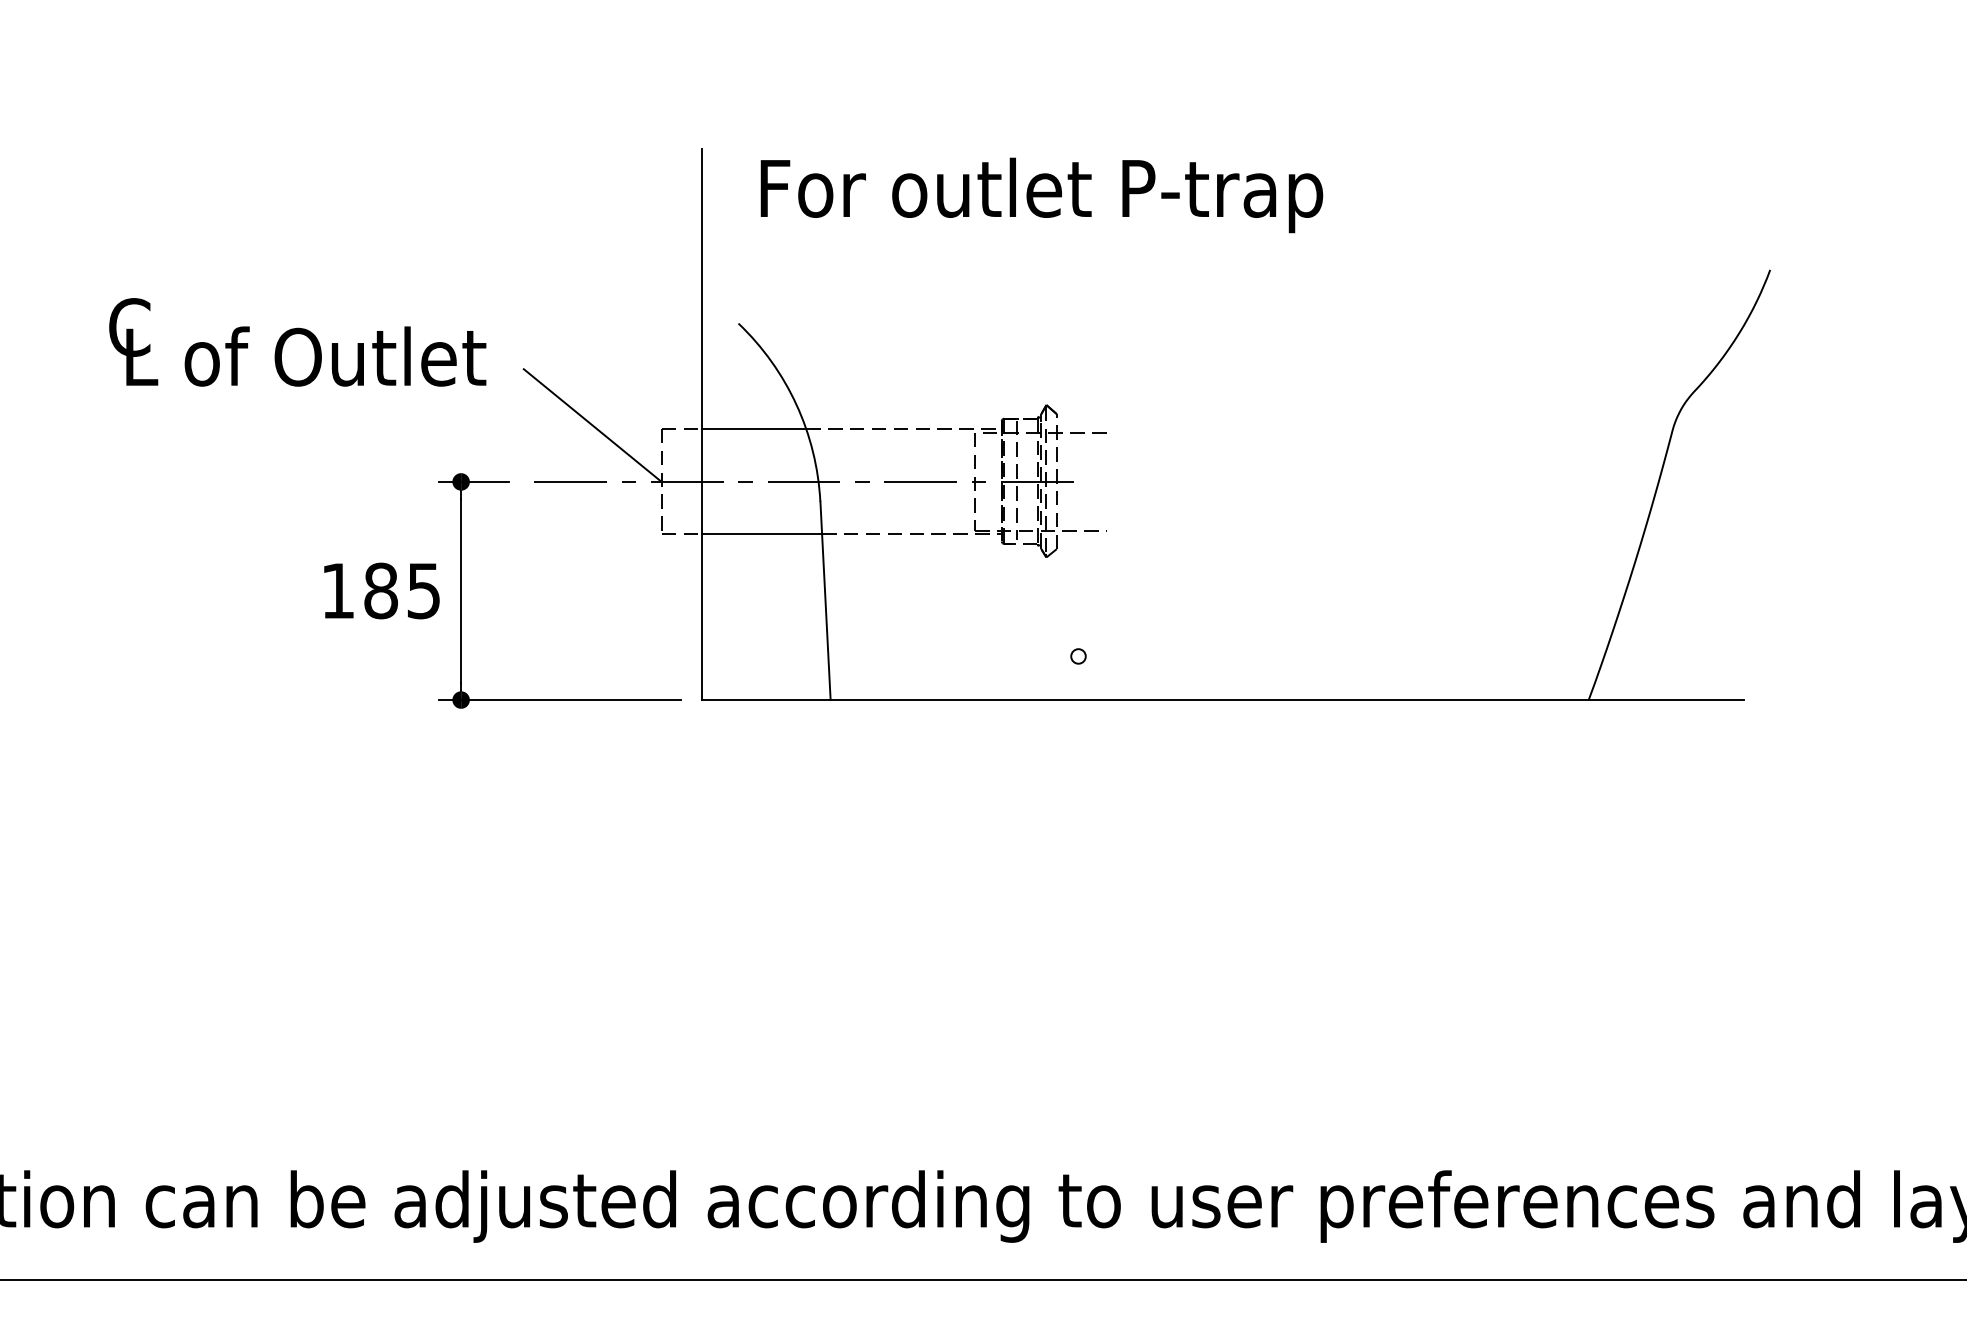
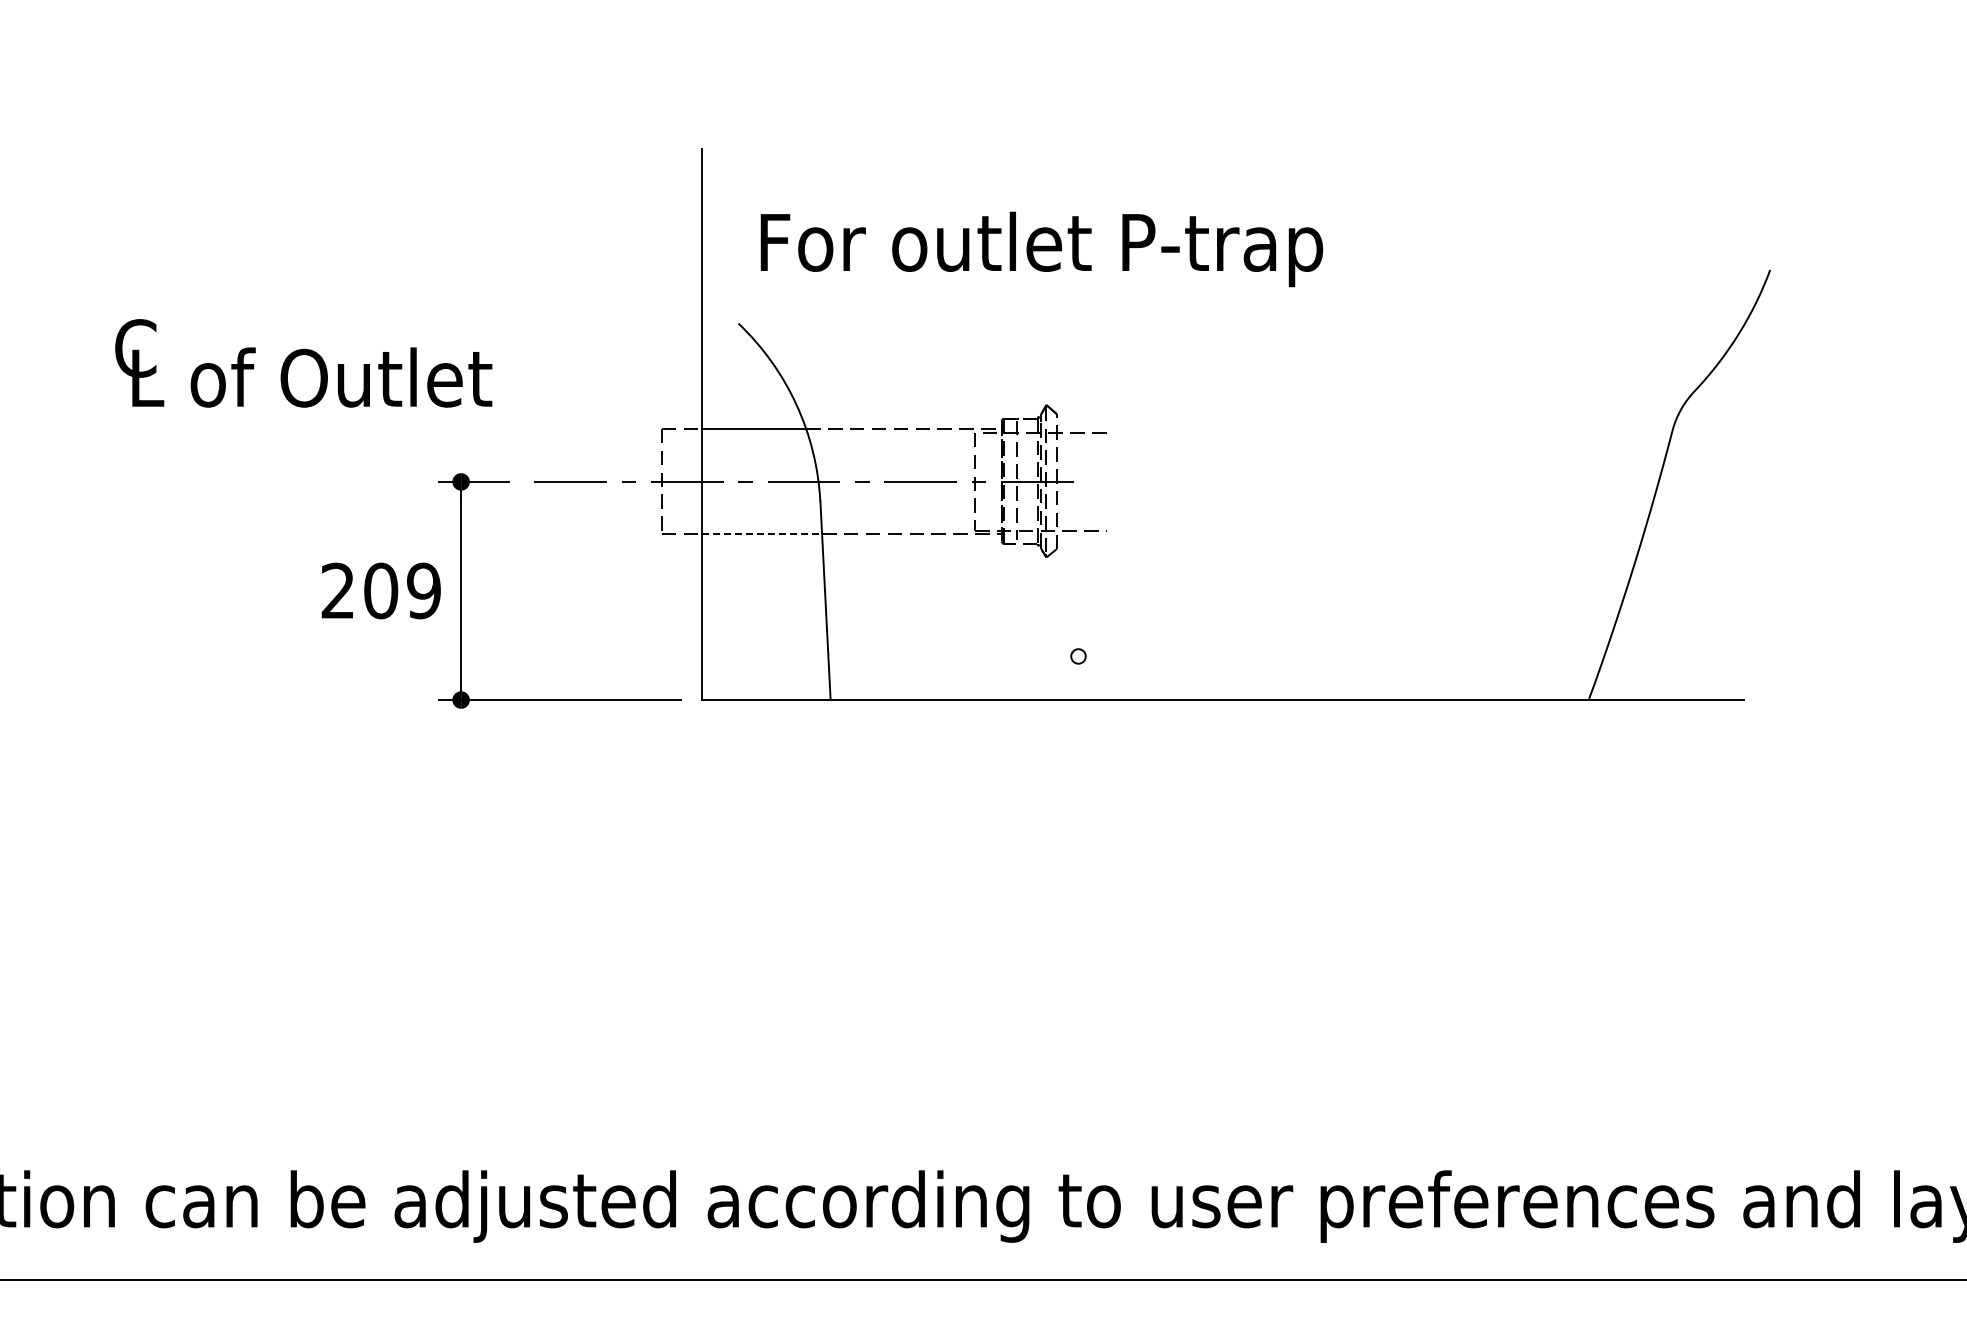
text position: (1041, 195) -> (1041, 249) (1041, 249)
text position: (297, 342) -> (303, 363) (303, 363)
line: present -> none (592, 425)
line: solid -> dashed (762, 533)
text: 185 -> 209 (380, 590)
